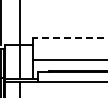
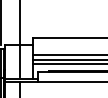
line: dashed -> solid (69, 38)
line: none -> present (68, 55)
line: none -> present (68, 64)
